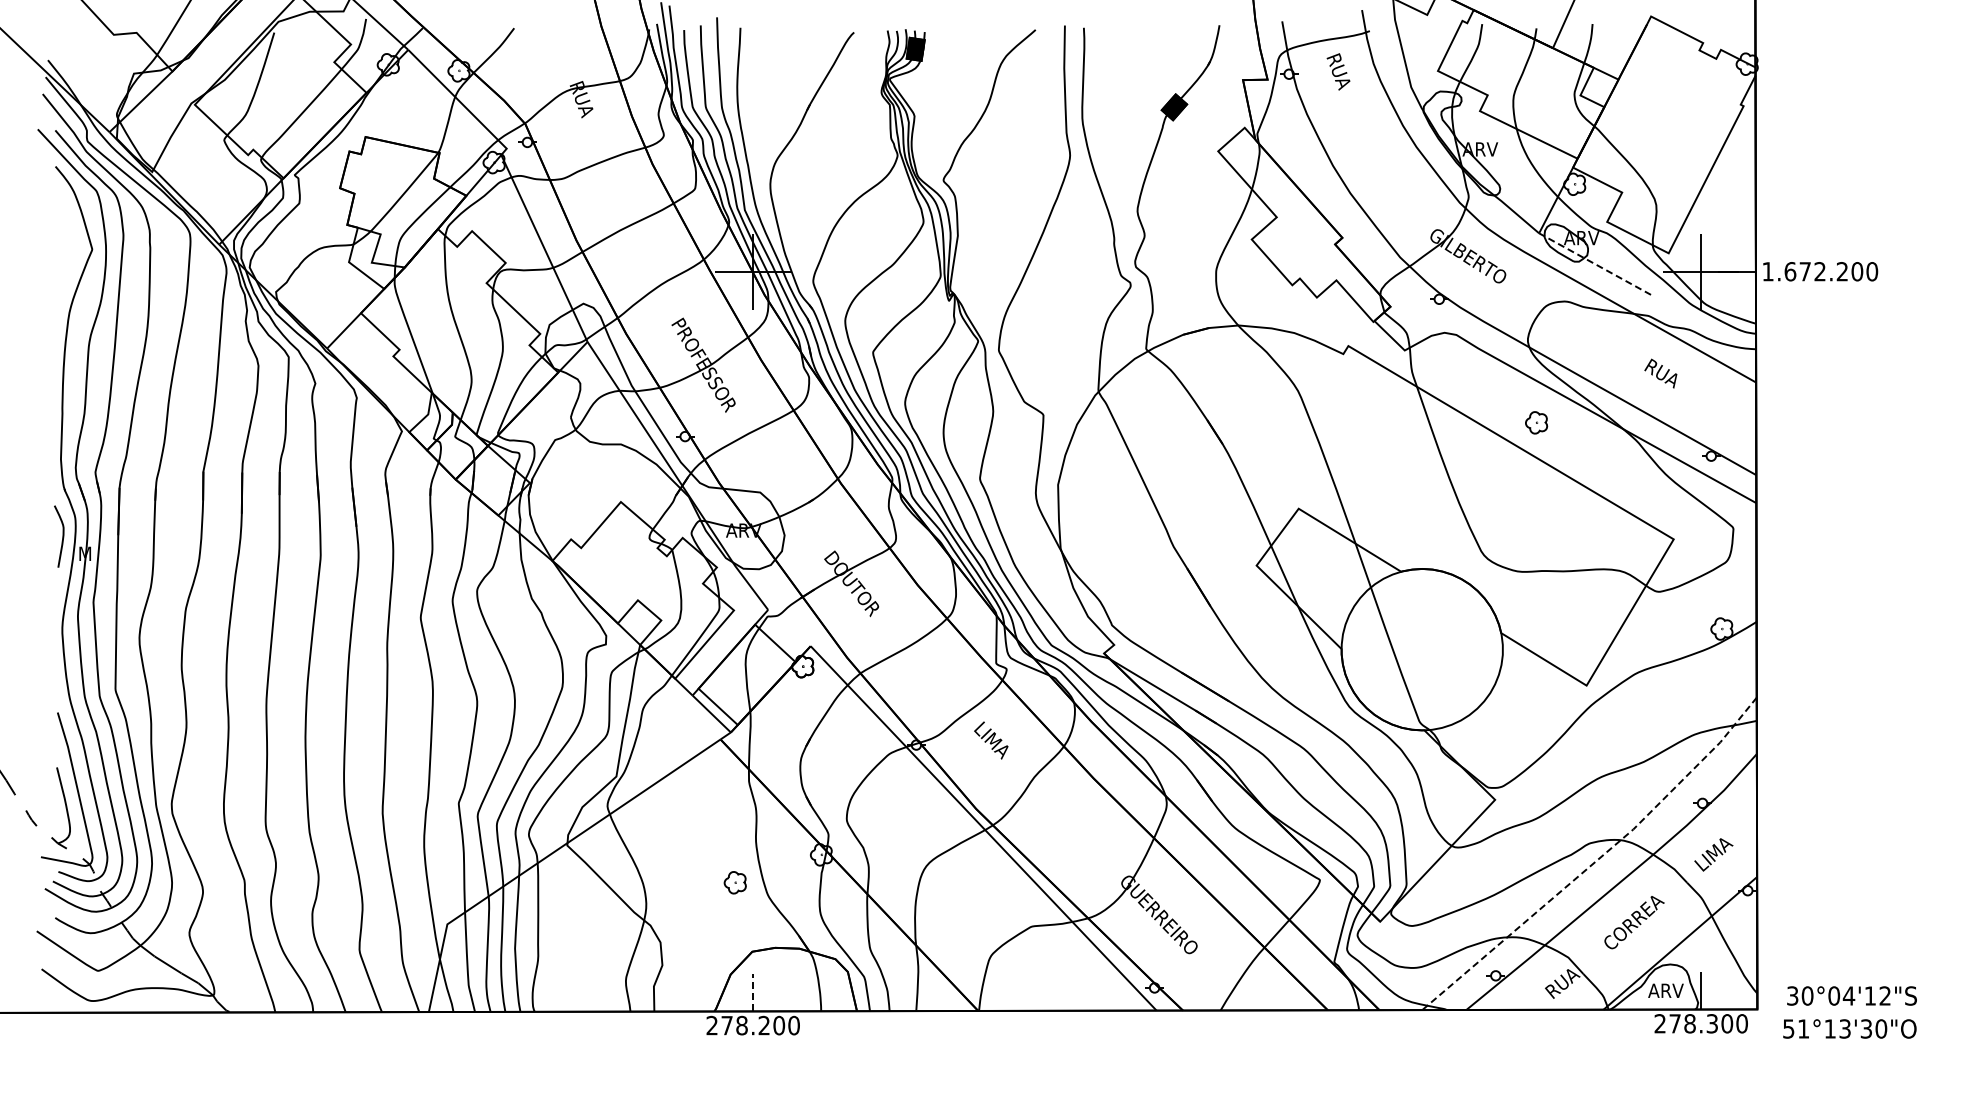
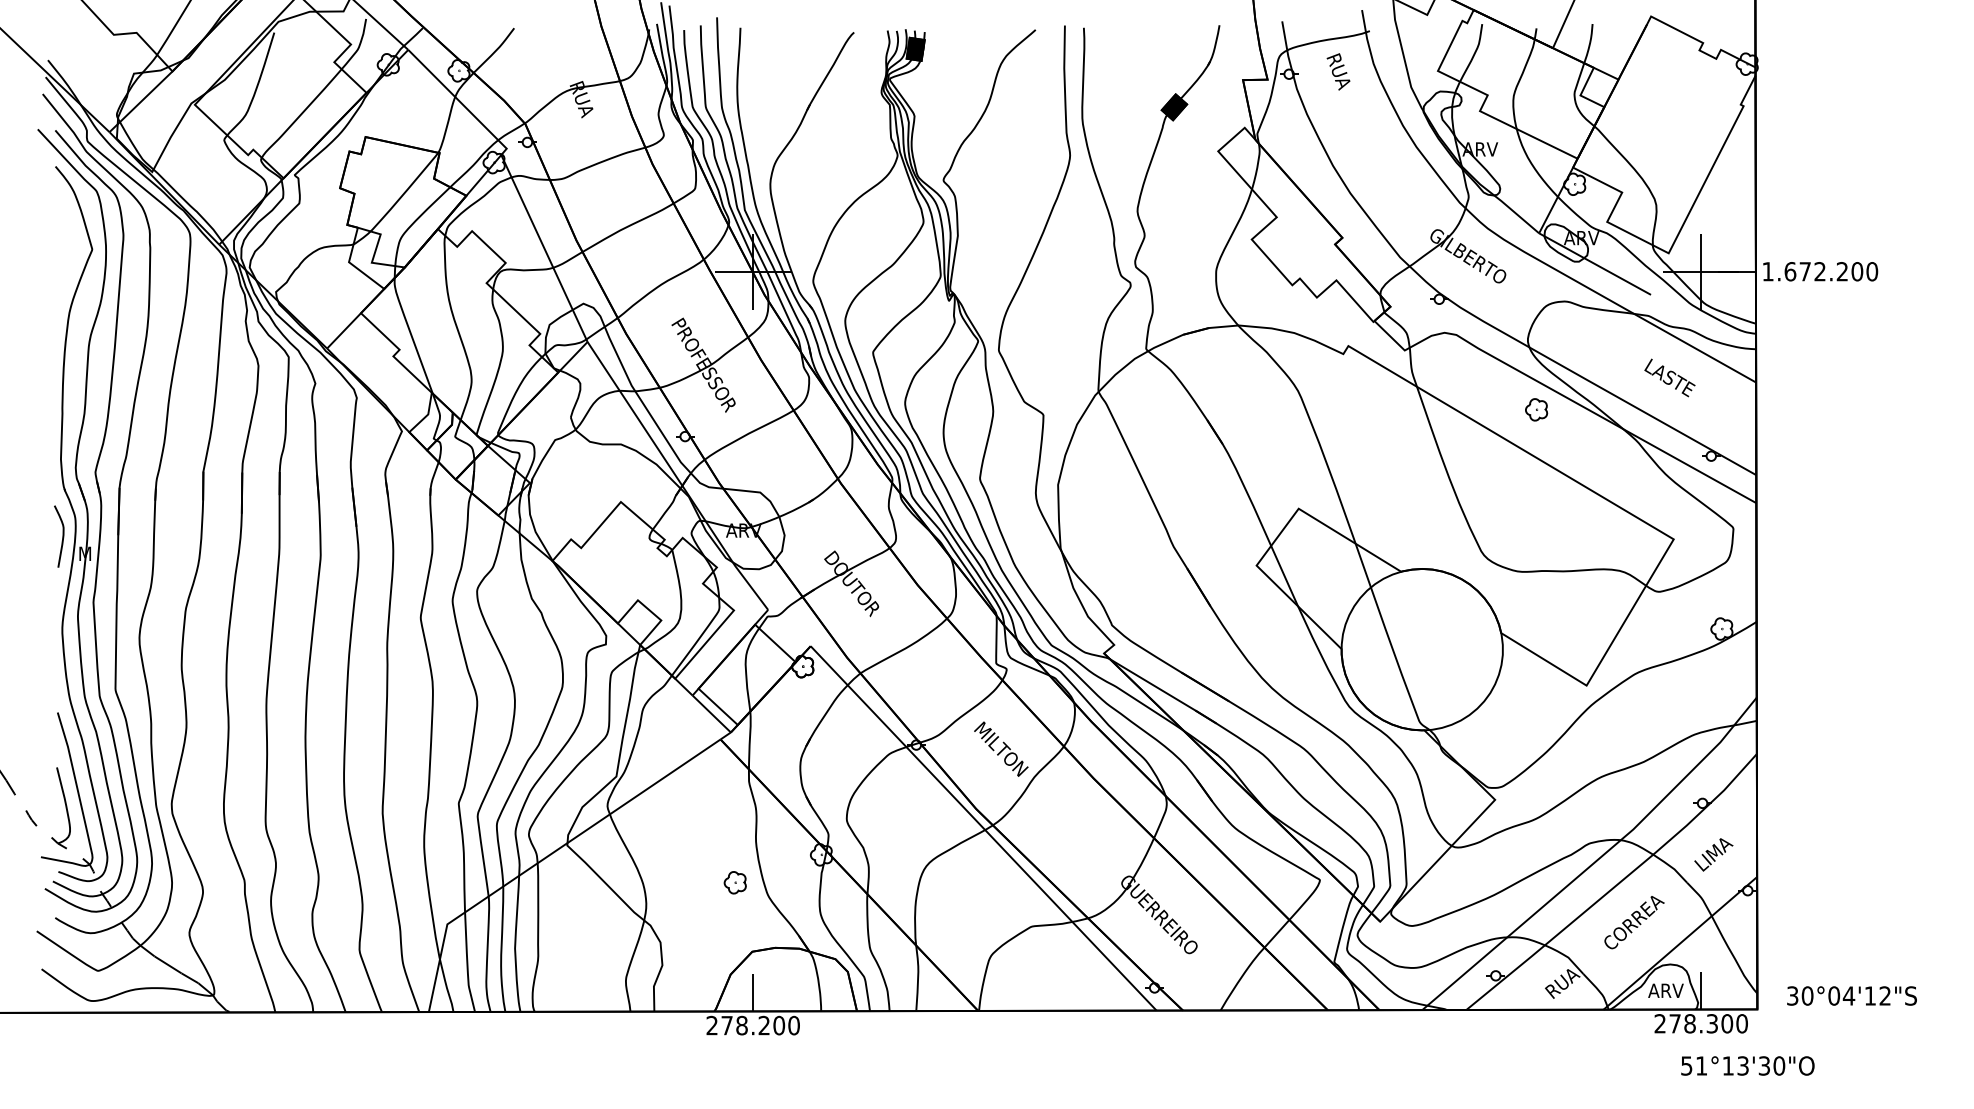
line: dashed -> solid (1595, 264)
text: RUA -> LASTE (1670, 378)
part position: (1536, 422) -> (1536, 409) (1536, 409)
text: LIMA -> MILTON (1001, 749)
line: dashed -> solid (1597, 859)
line: dashed -> solid (753, 992)
text position: (1849, 1028) -> (1747, 1065) (1747, 1065)
